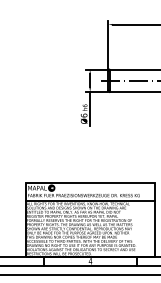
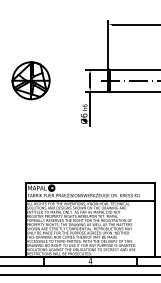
part: none -> present (30, 80)
